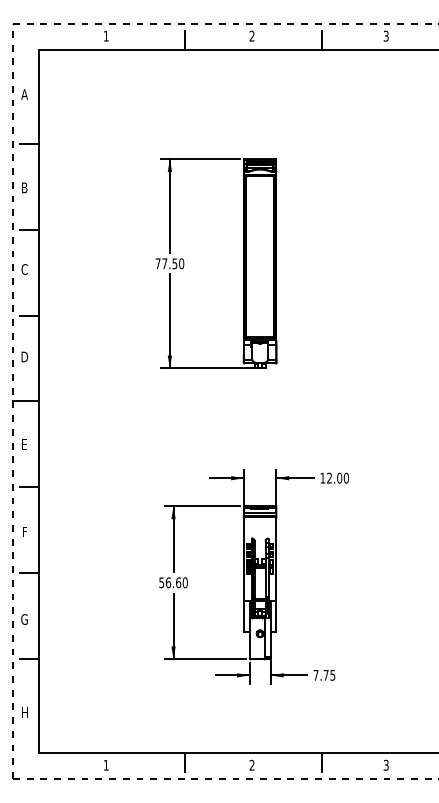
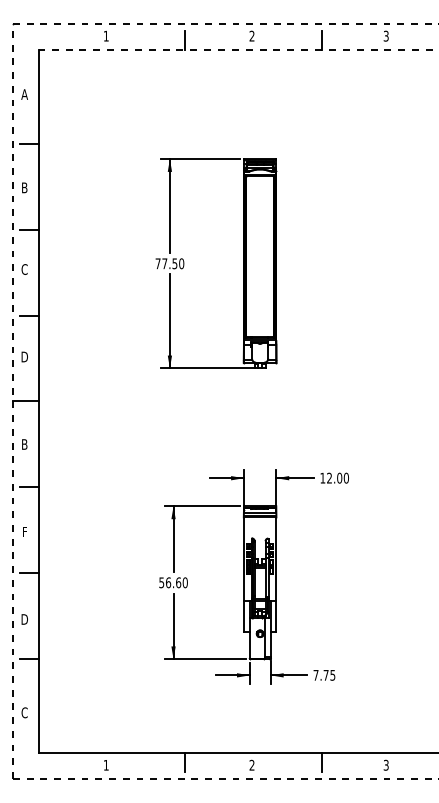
line: solid -> dashed (238, 49)
text: E -> B (24, 444)
text: G -> D (24, 619)
text: H -> C (24, 712)
